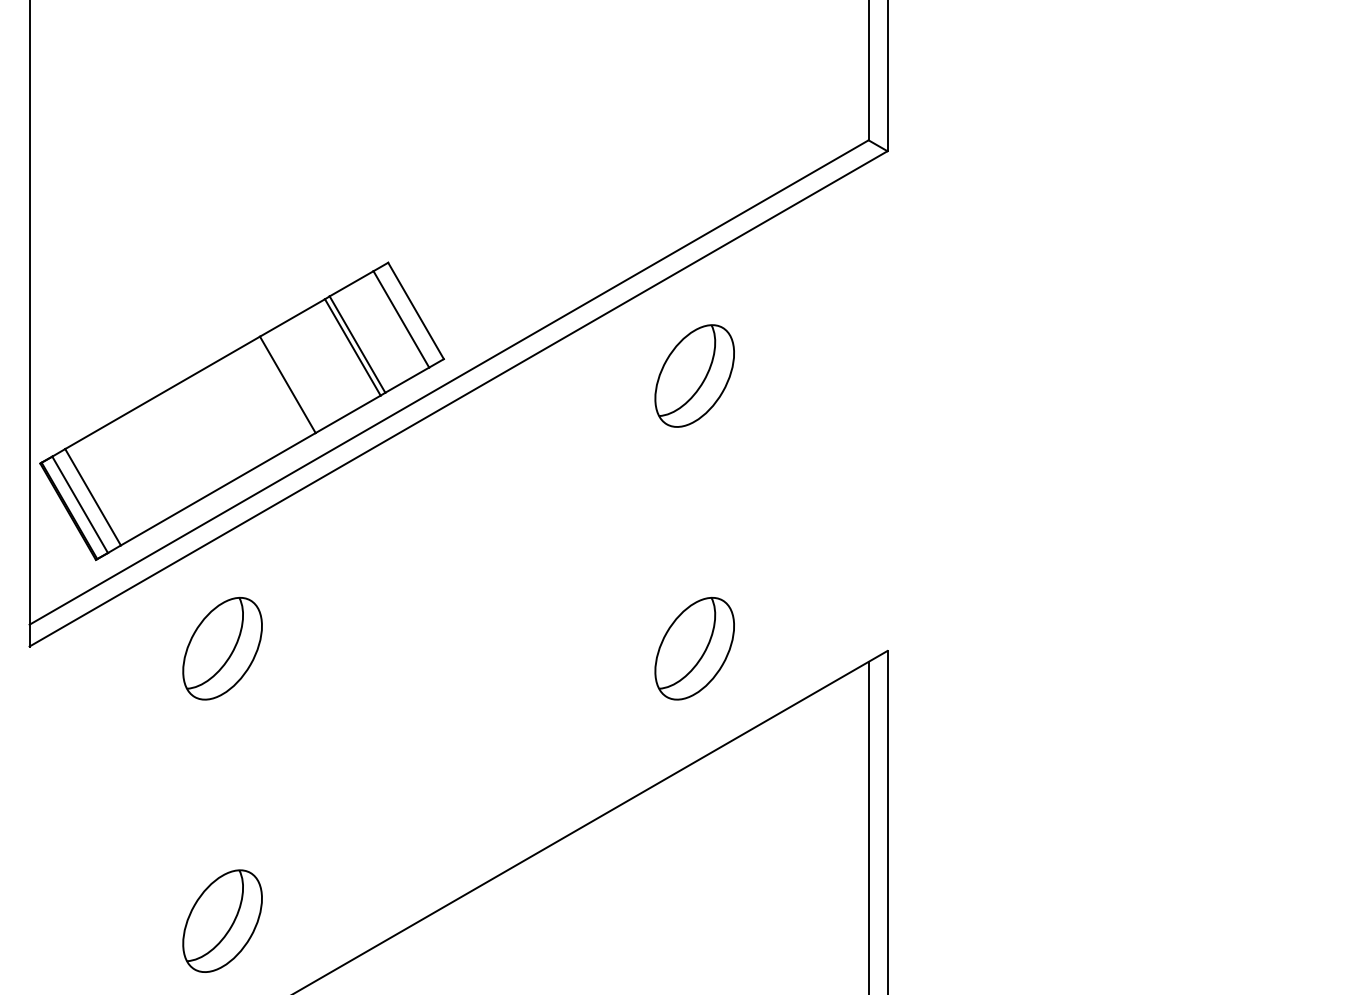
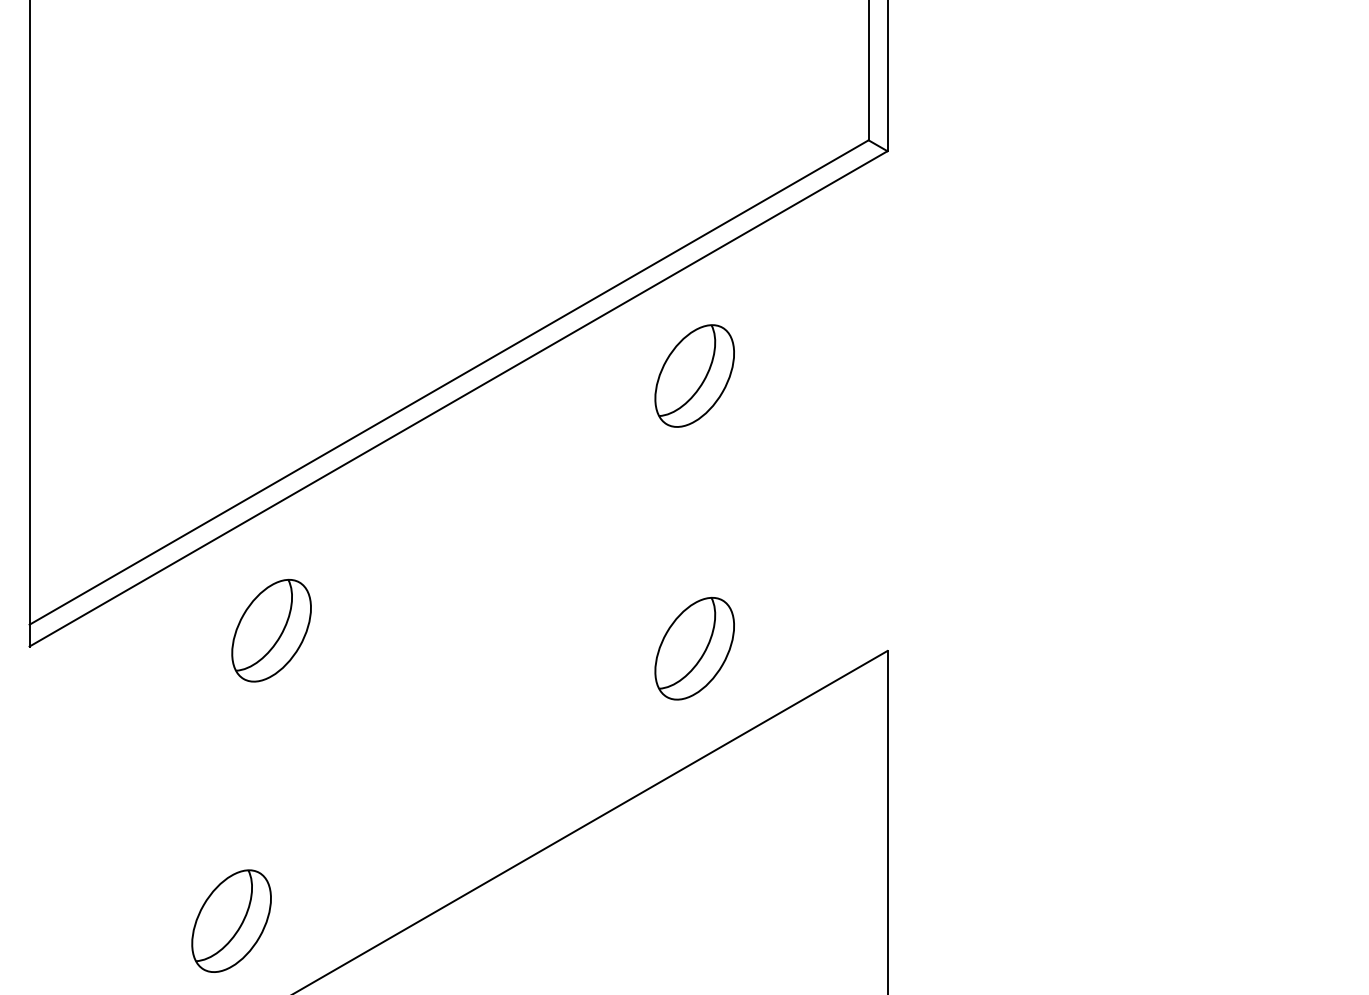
part: present -> none (241, 411)
part position: (222, 648) -> (271, 630) (271, 630)
line: present -> none (868, 826)
part position: (222, 920) -> (231, 920) (231, 920)
